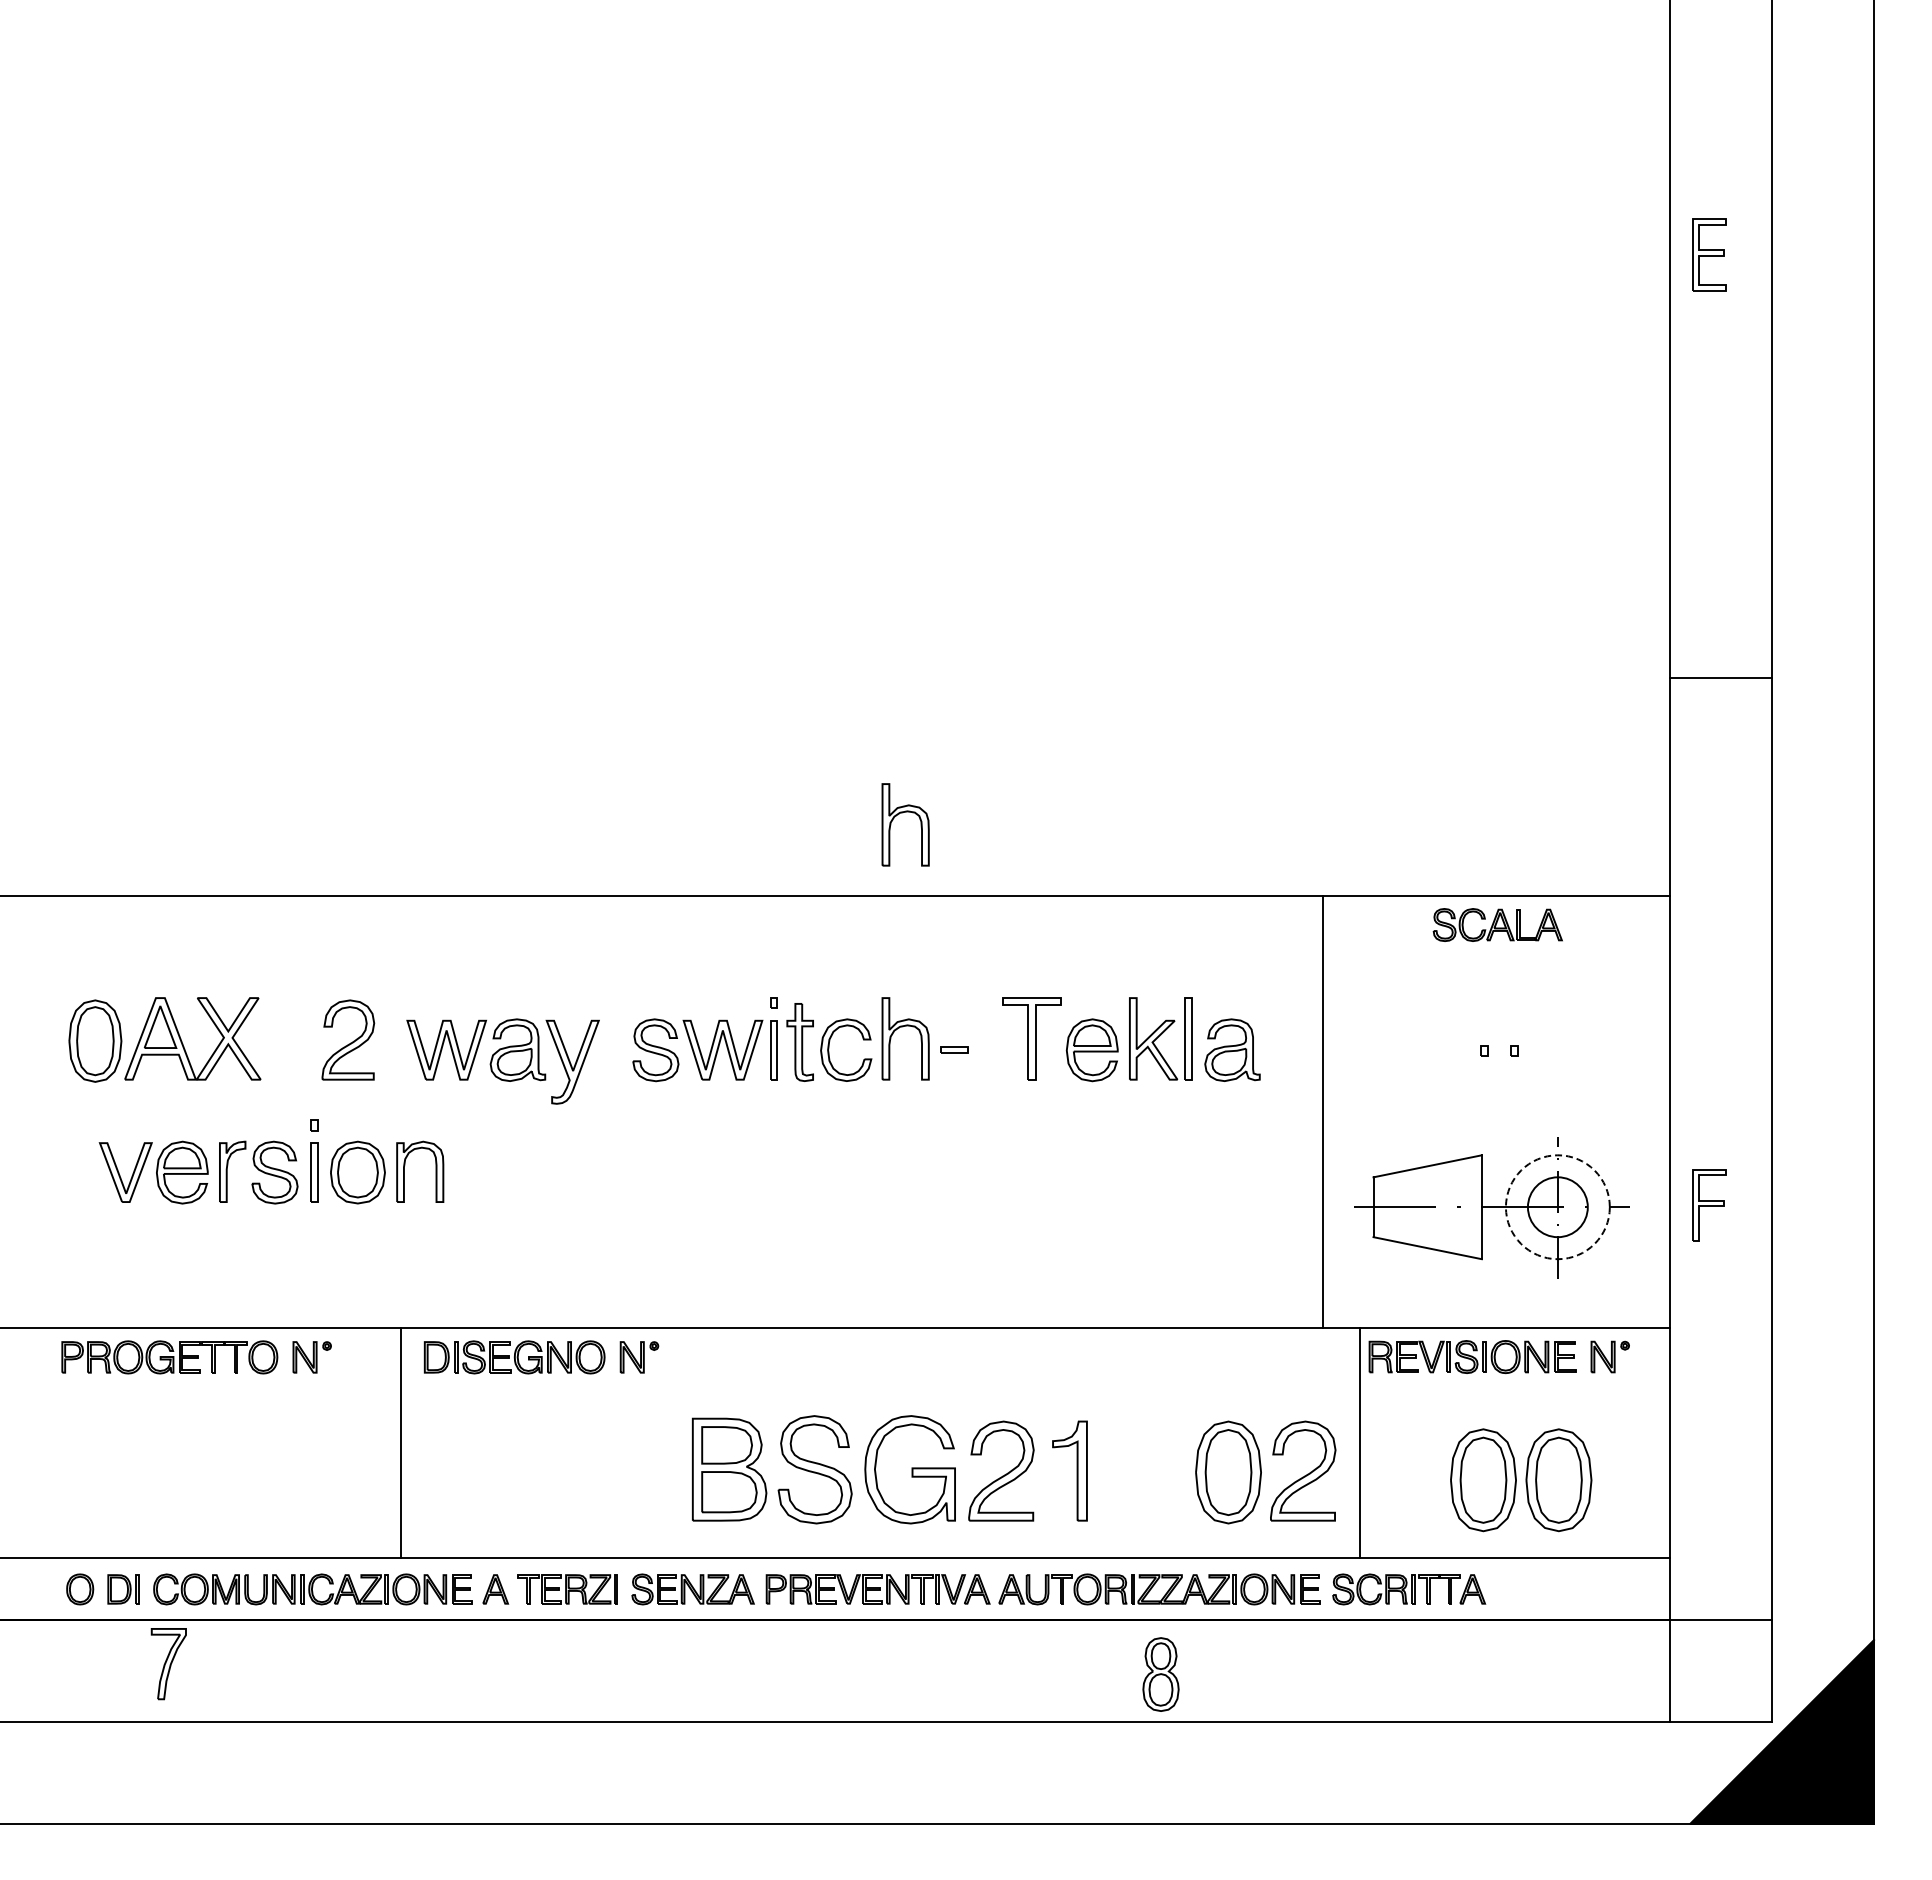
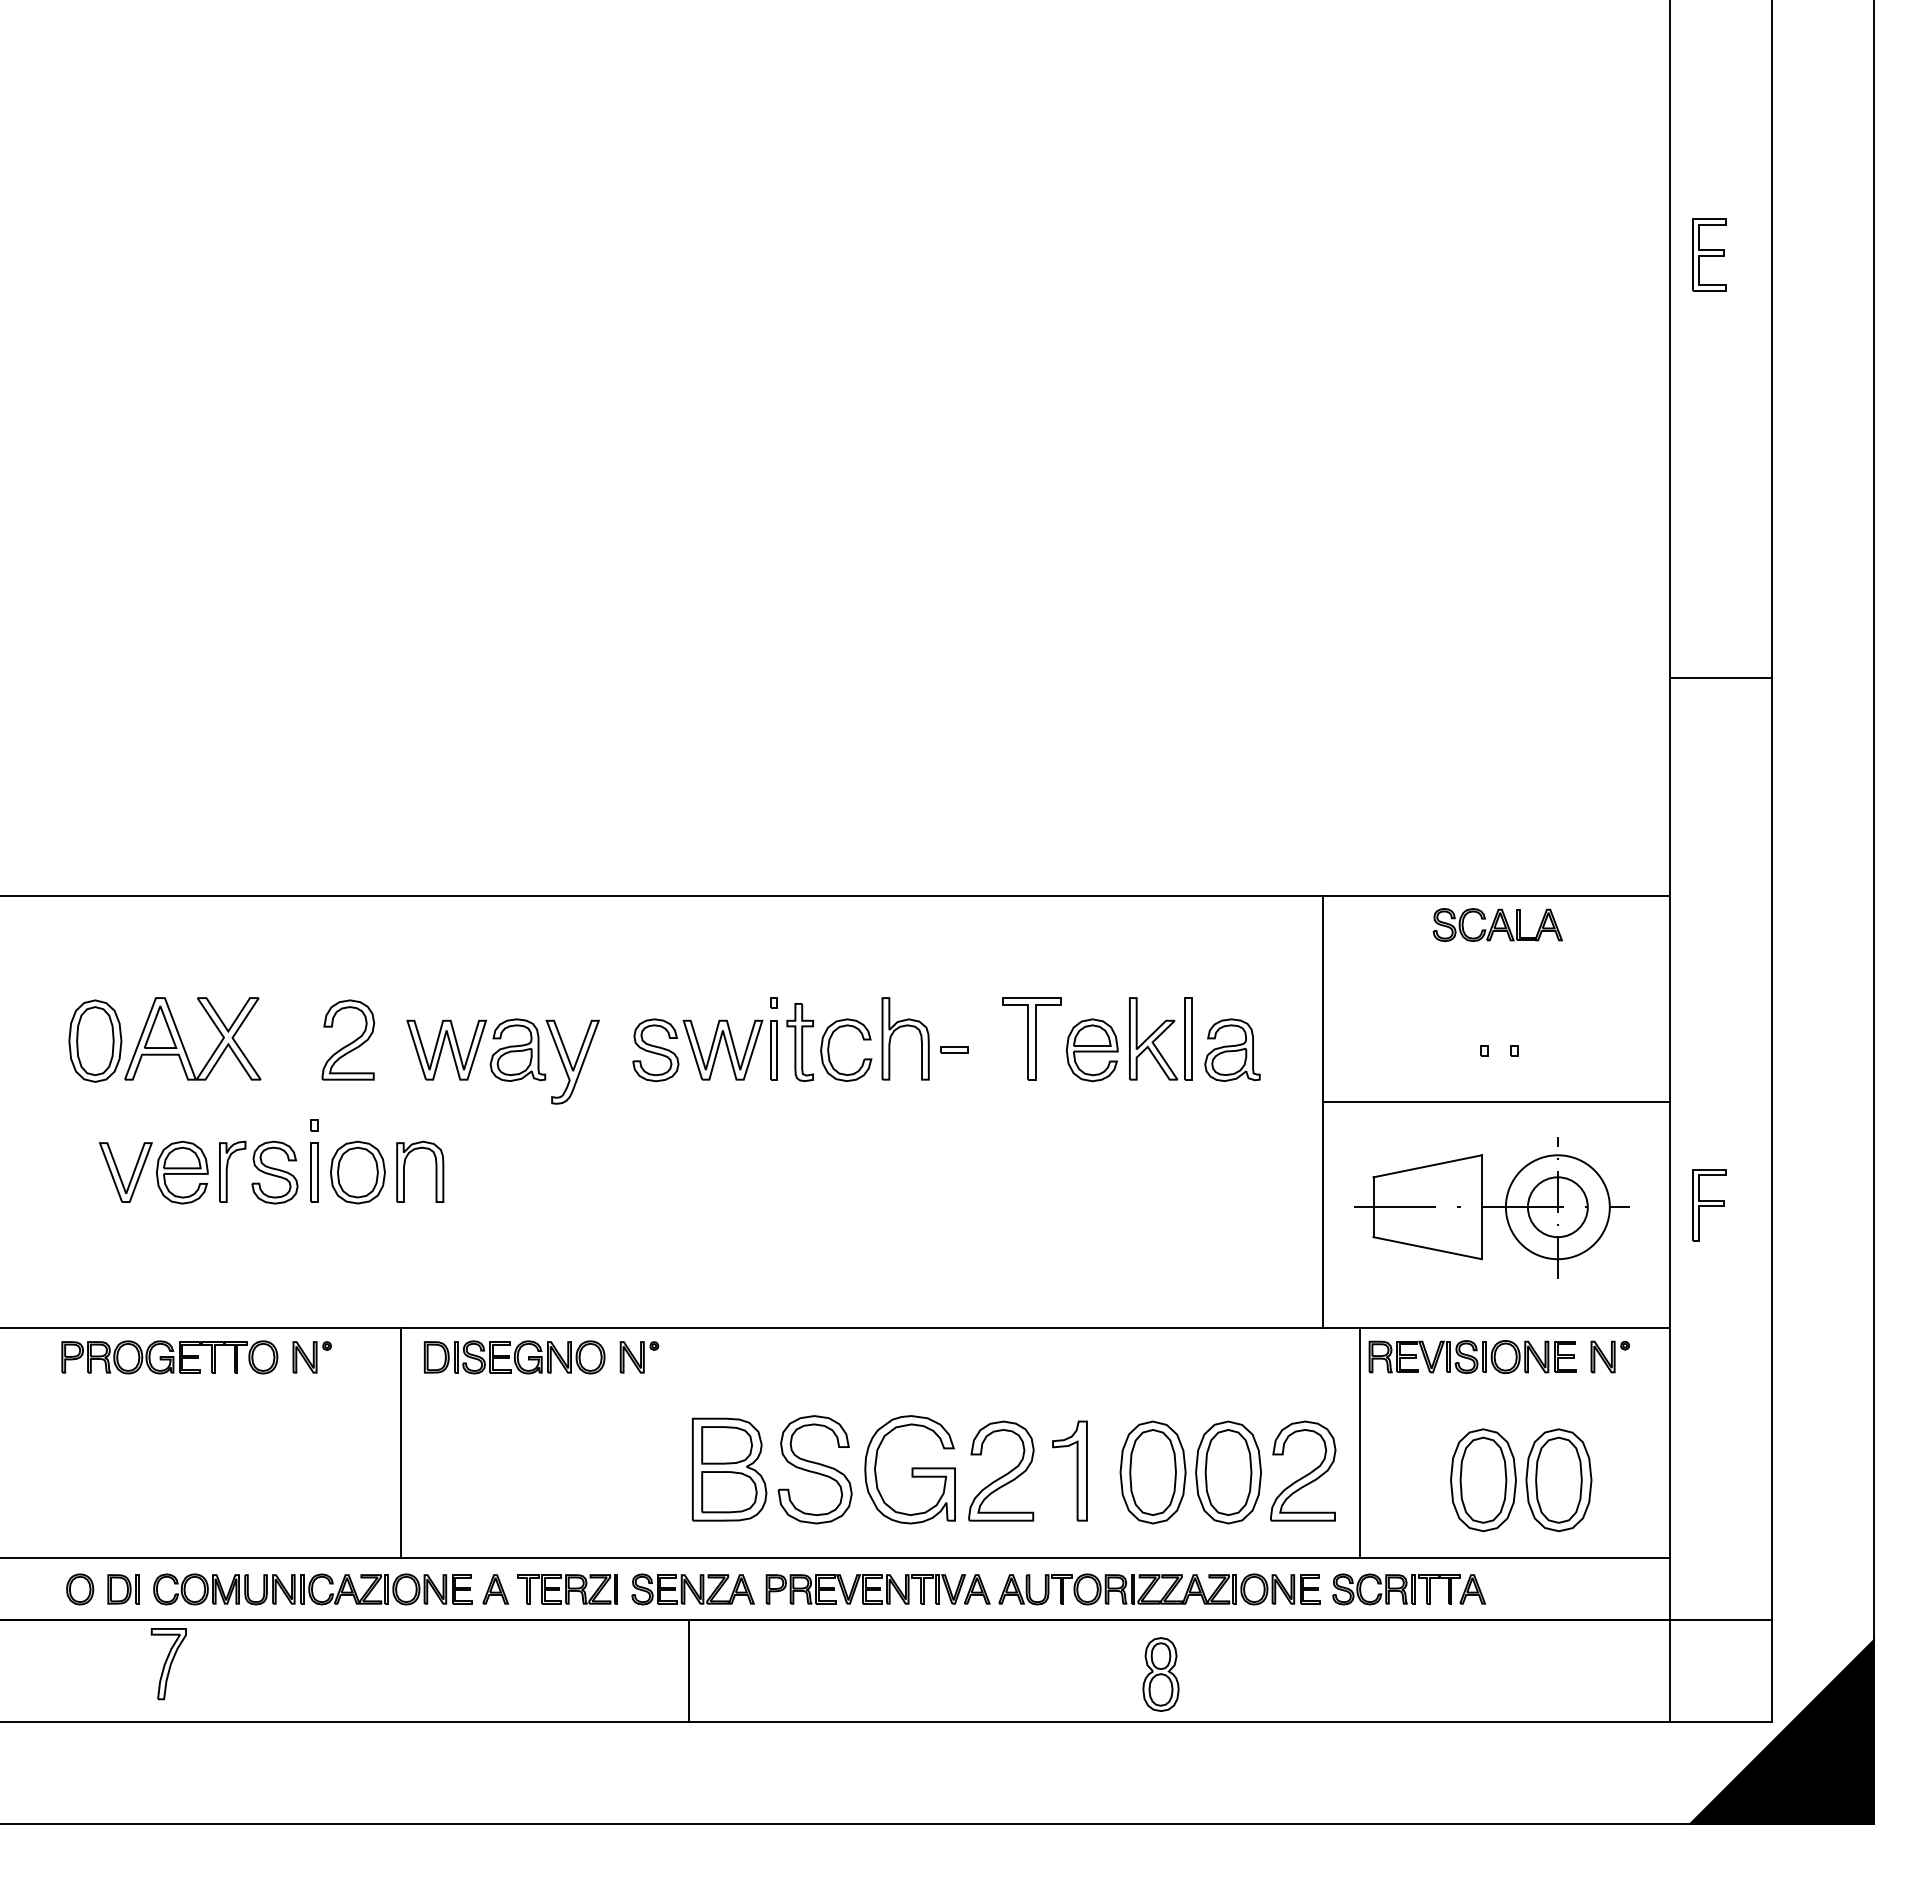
part: present -> none (902, 813)
line: none -> present (1496, 1101)
circle: dashed -> solid (1557, 1207)
part: none -> present (1152, 1472)
line: none -> present (688, 1670)
